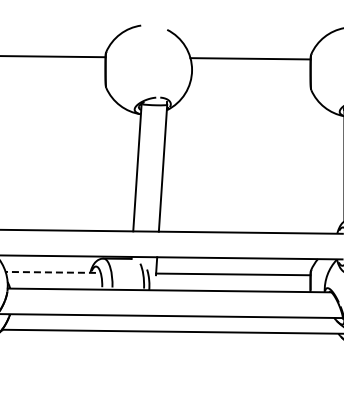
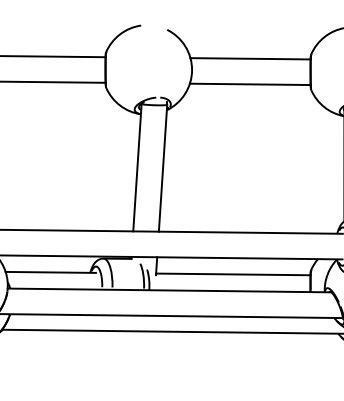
line: none -> present (53, 81)
line: none -> present (249, 84)
line: dashed -> solid (50, 272)
